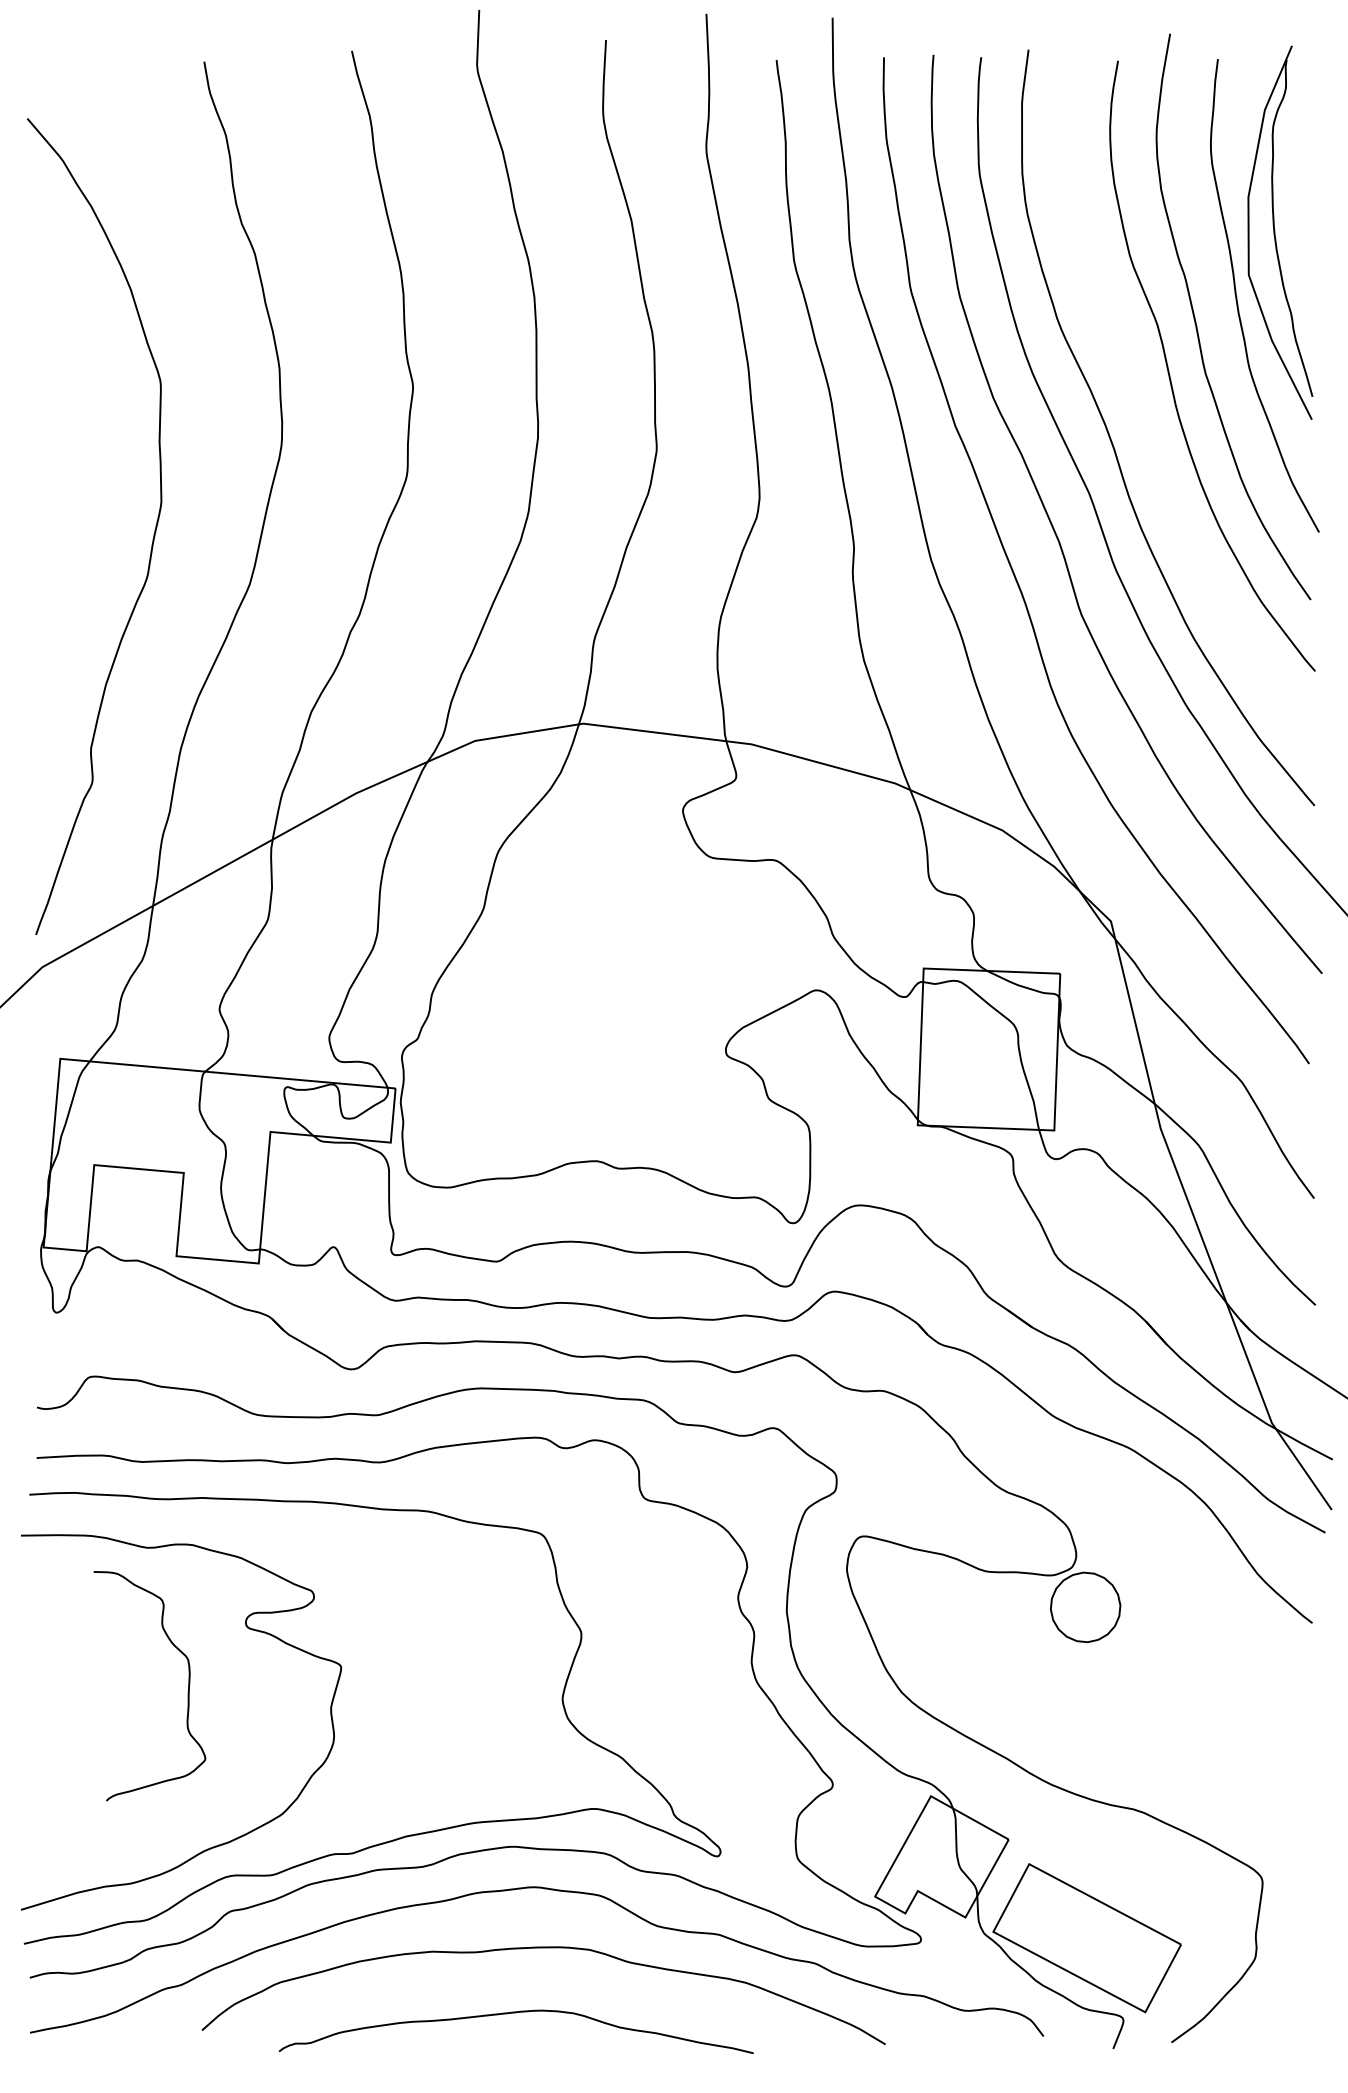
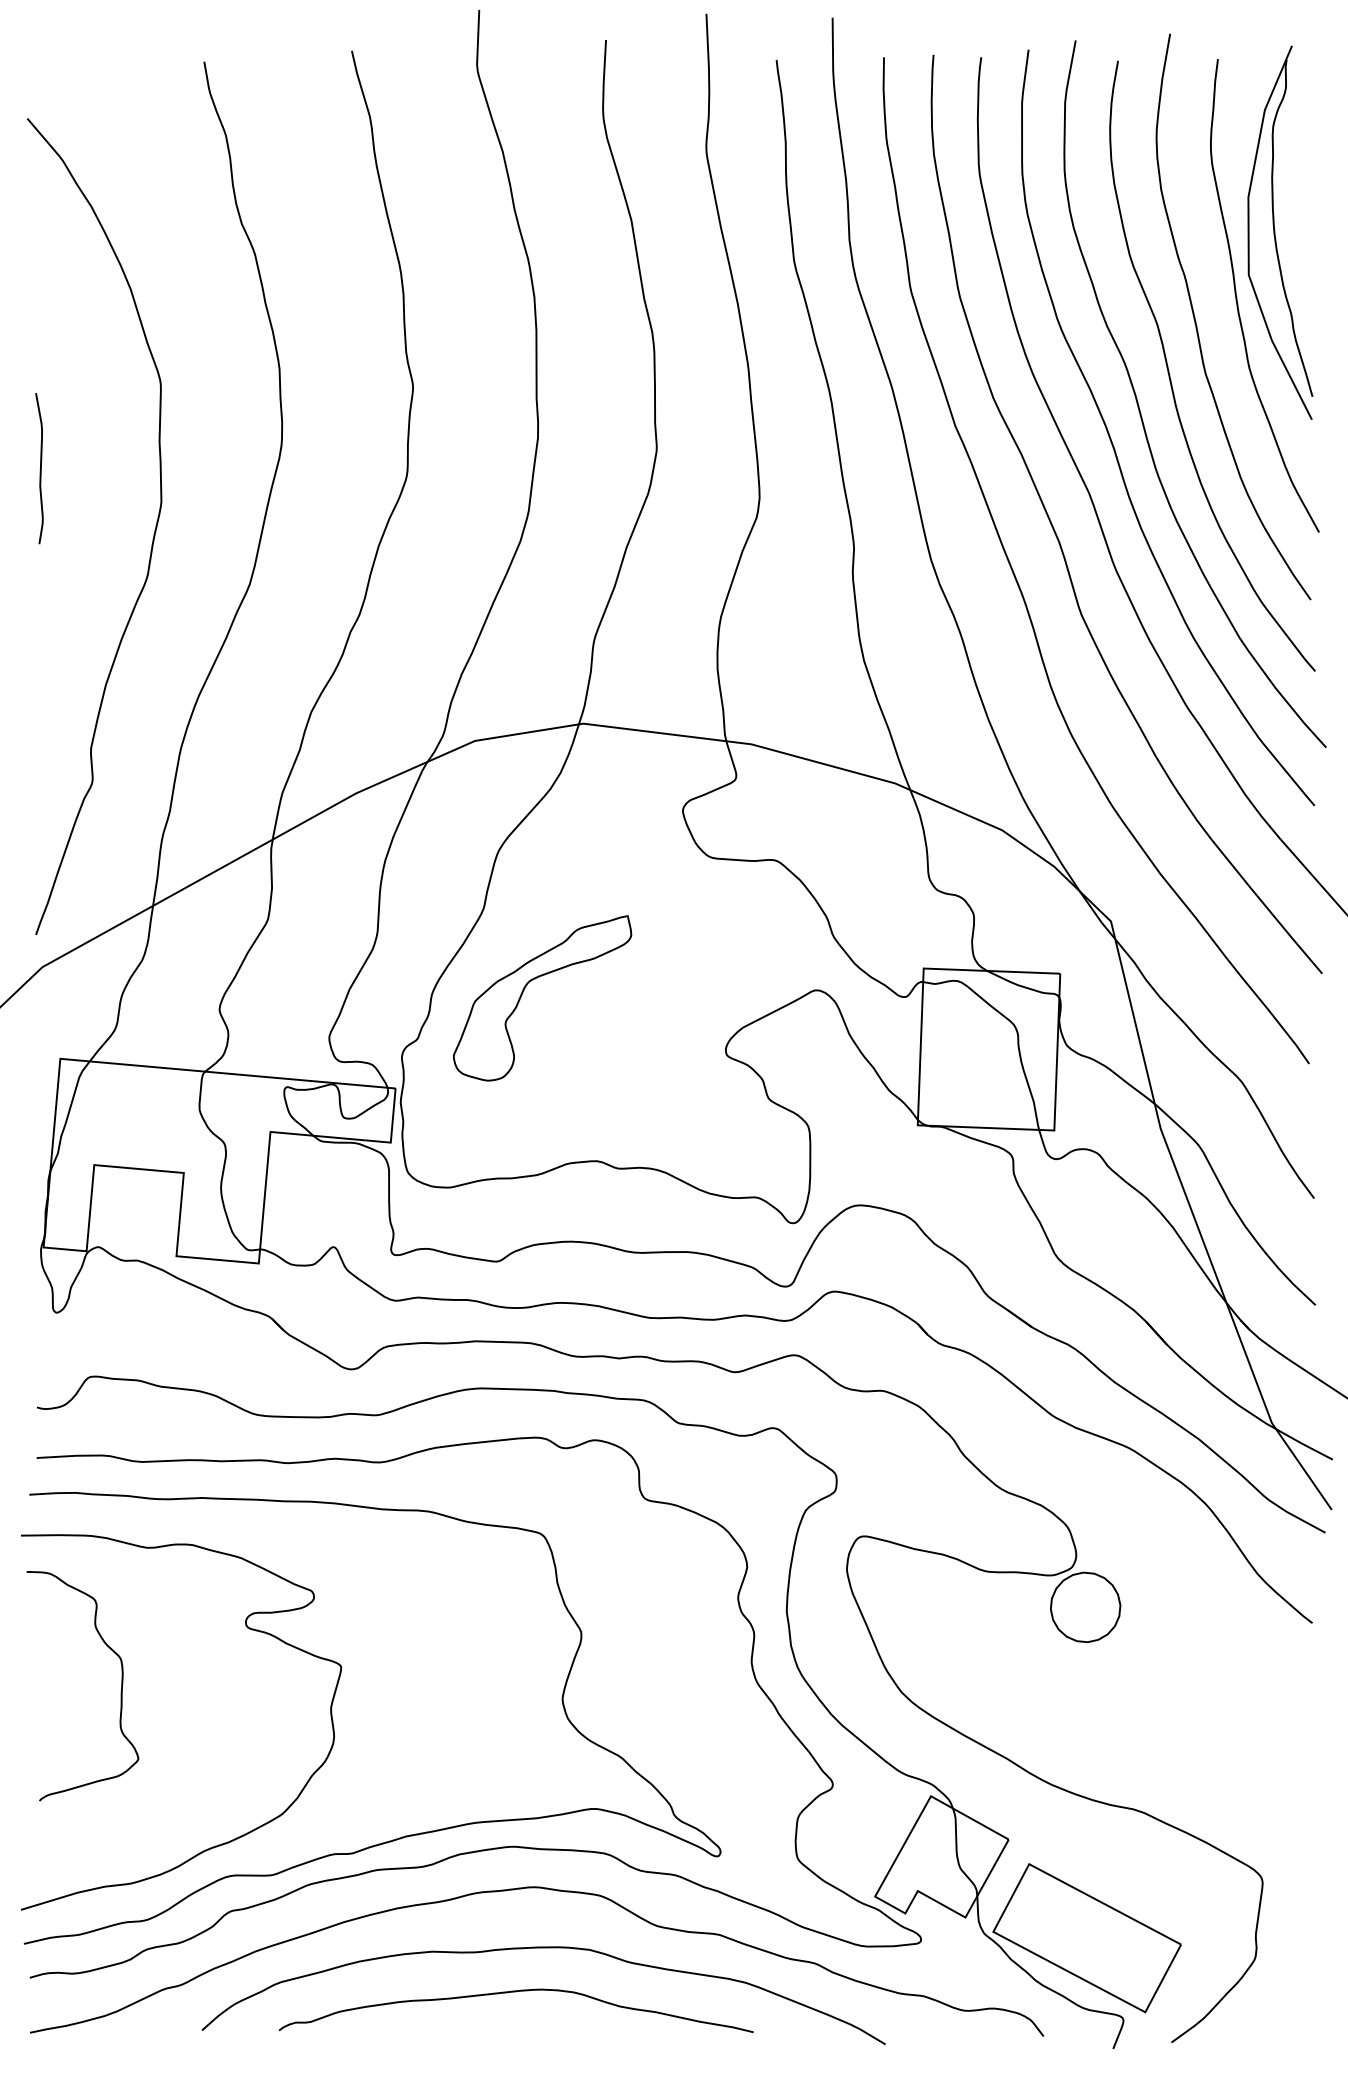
curve: none -> present (1139, 405)
curve: none -> present (40, 468)
part: none -> present (524, 990)
curve position: (187, 1691) -> (120, 1691) (120, 1691)
curve position: (515, 2013) -> (515, 1992) (515, 1992)
